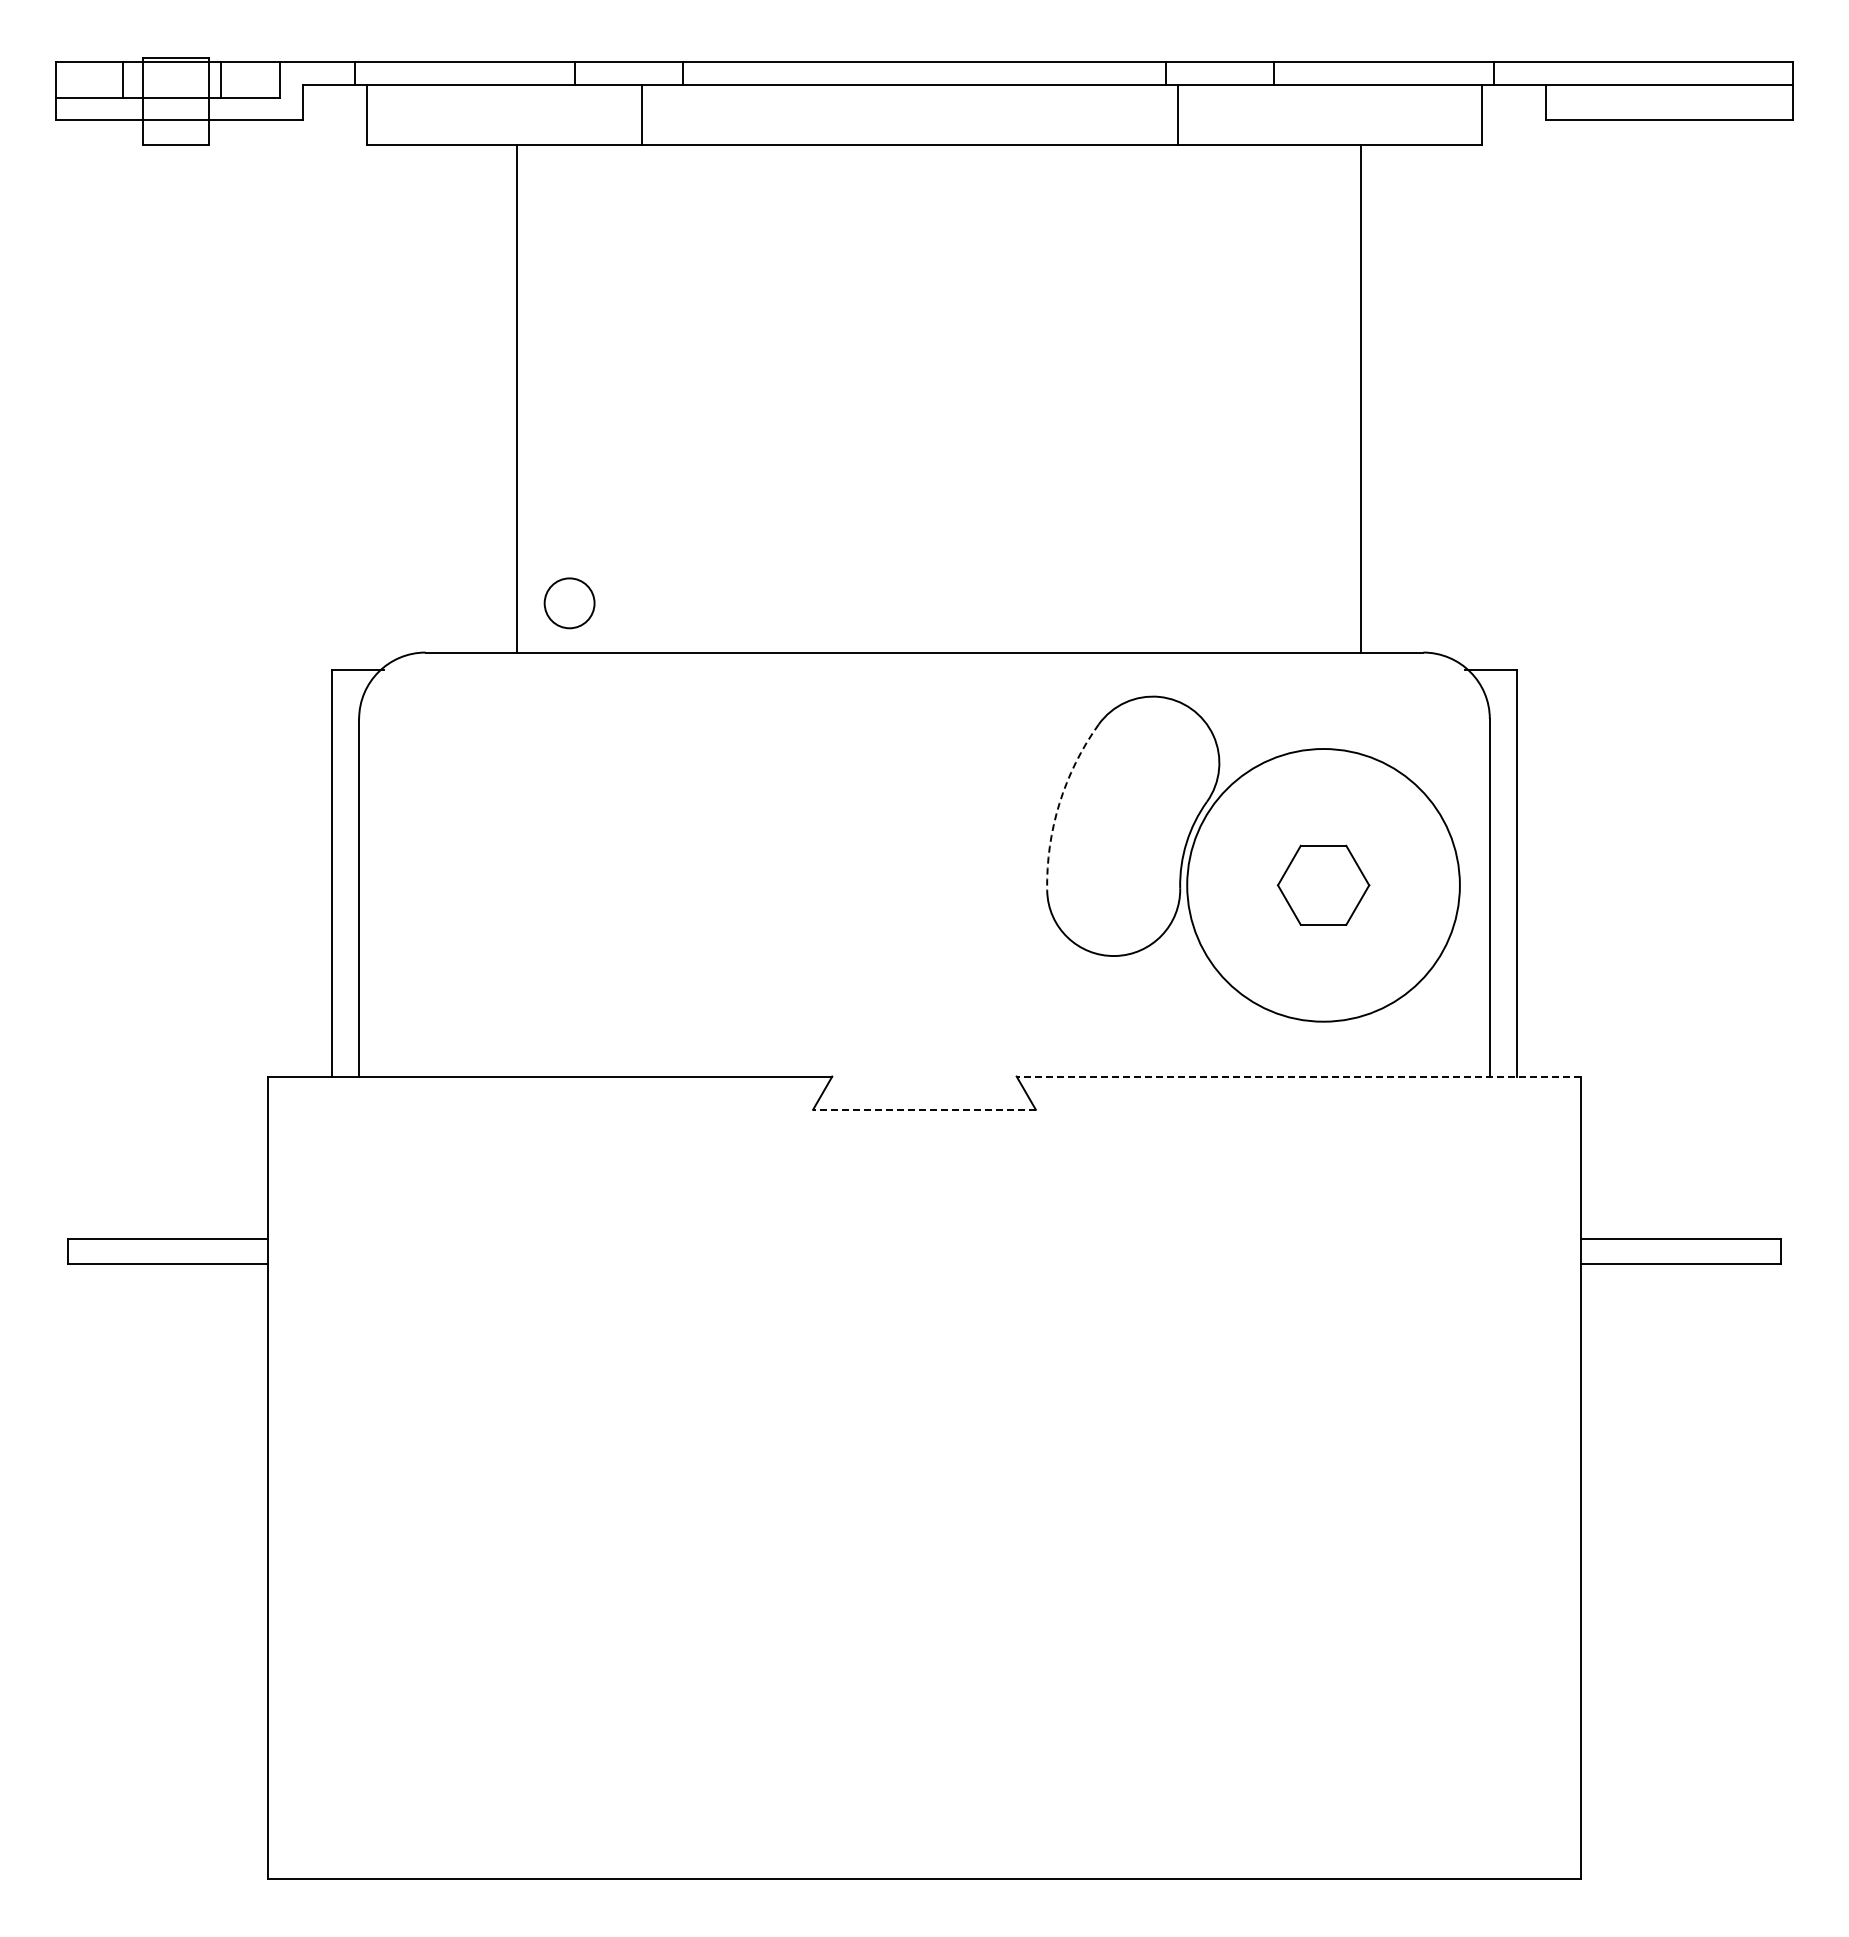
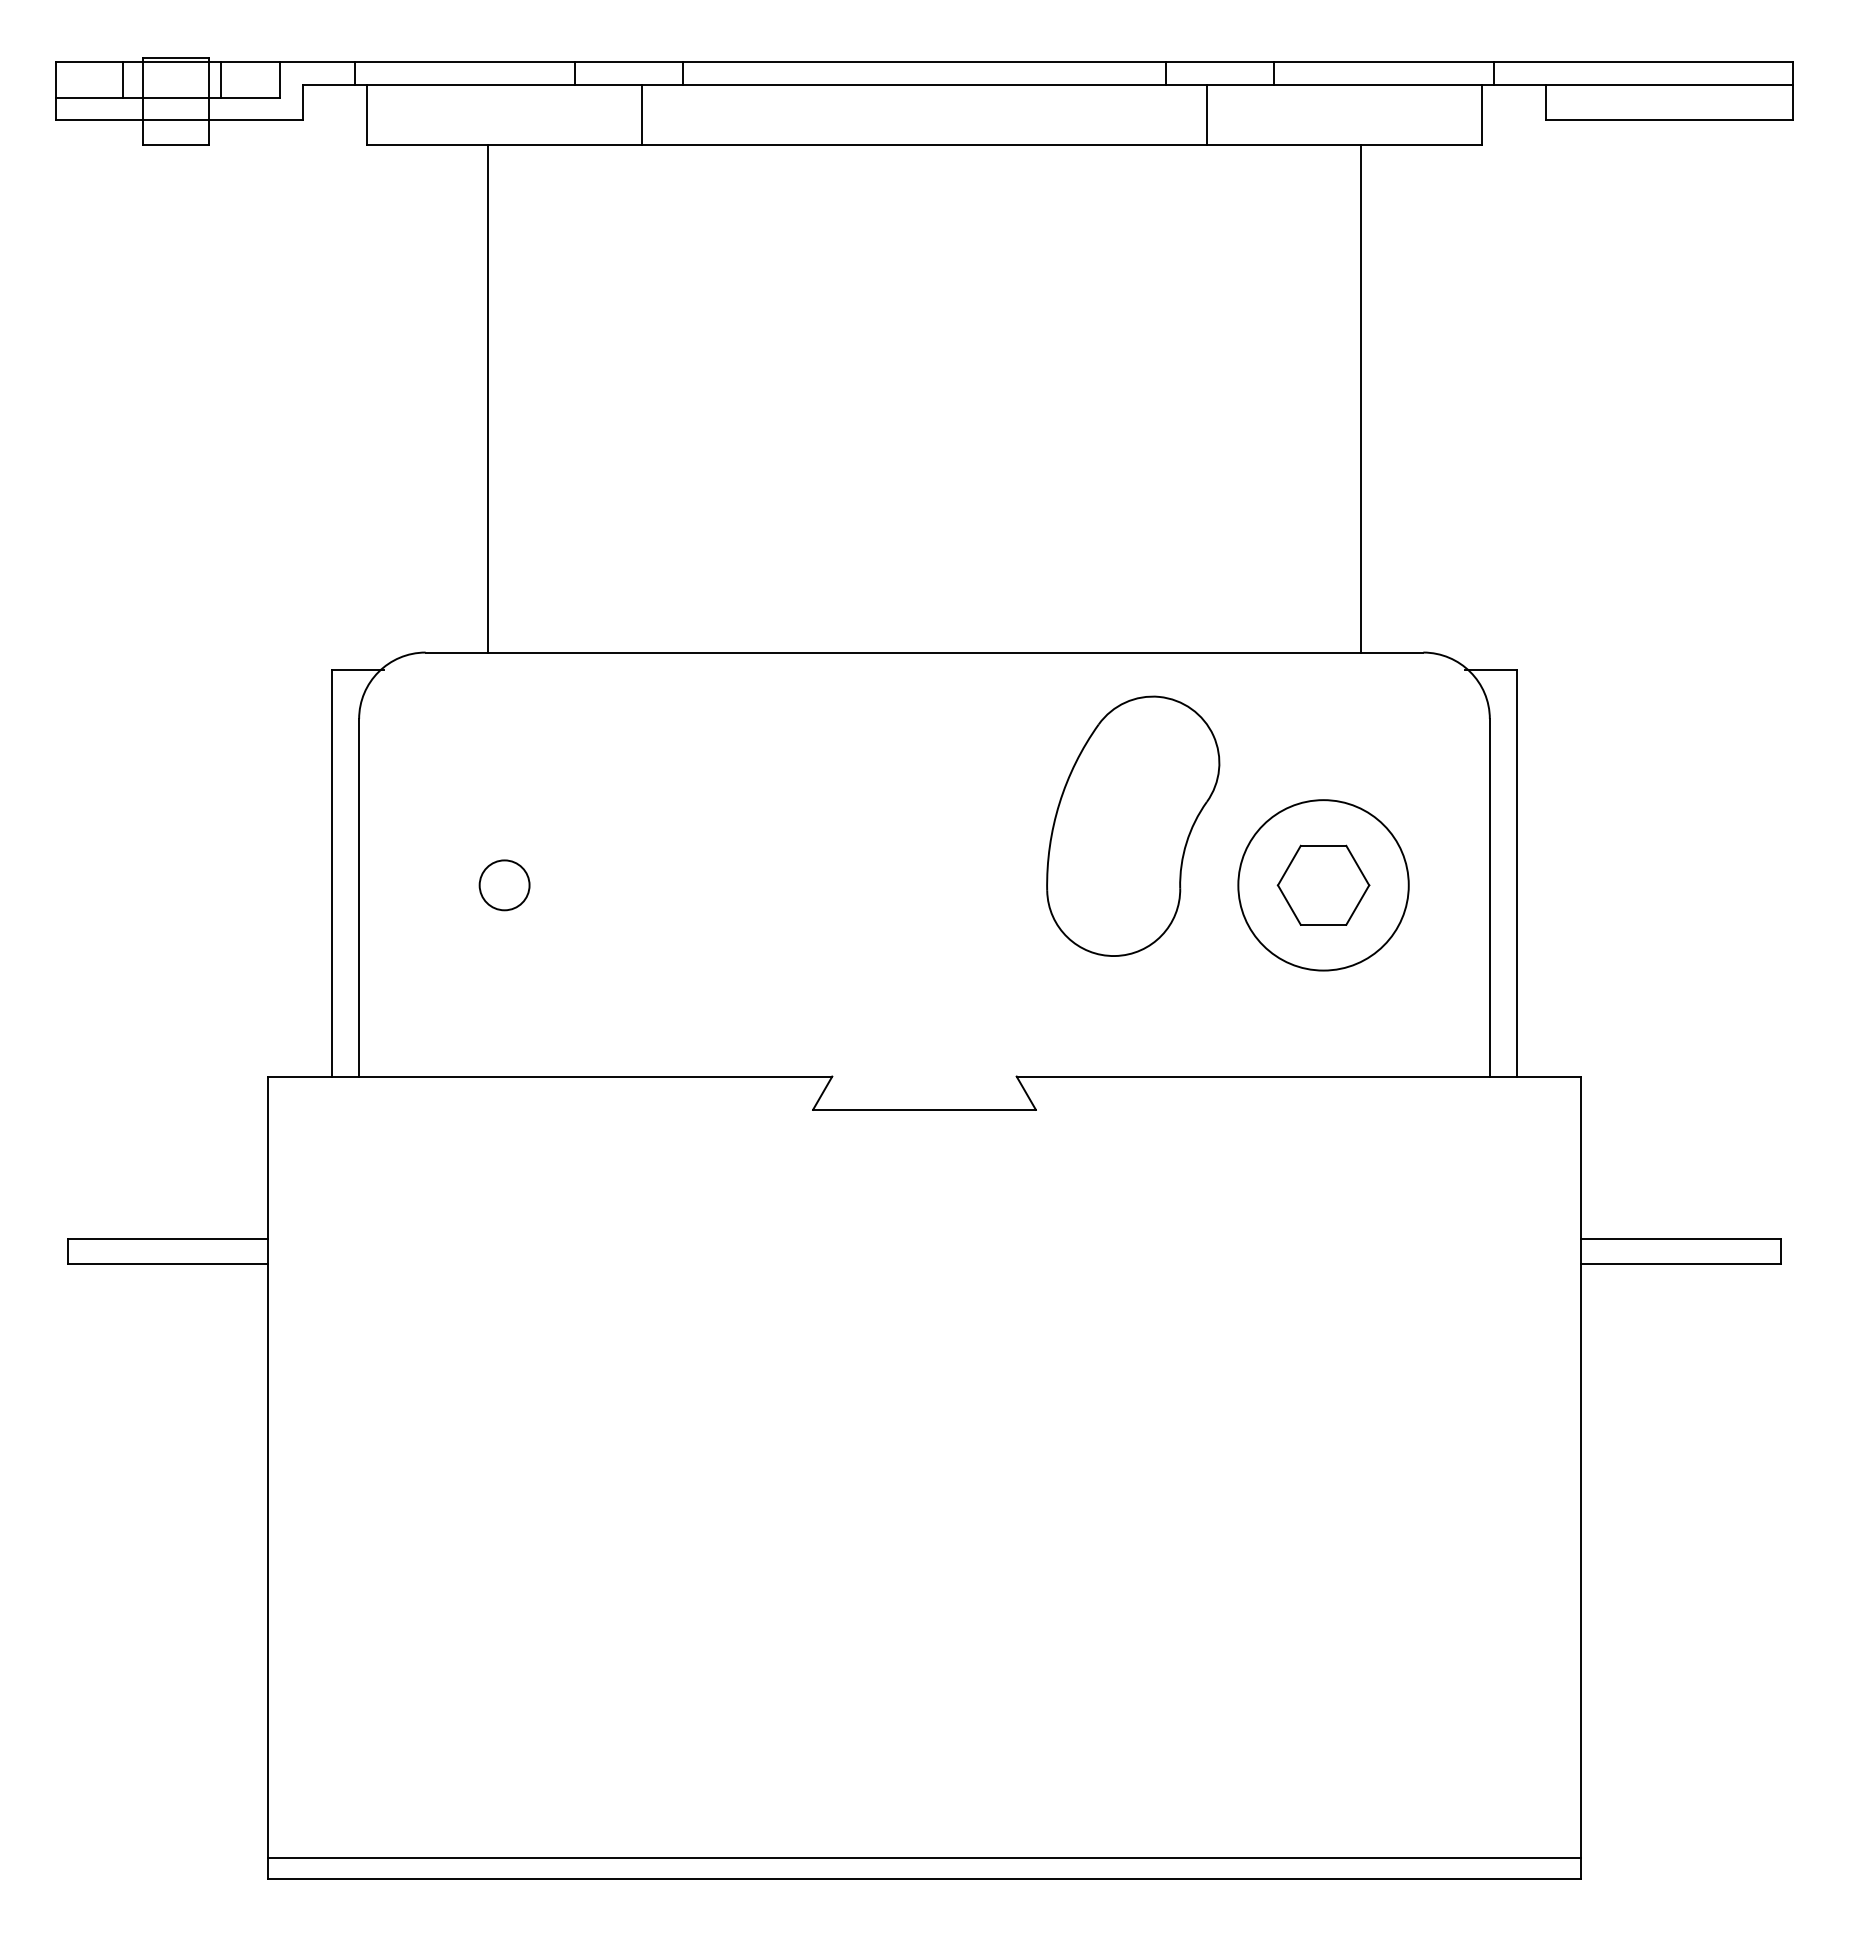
line position: (1178, 114) -> (1207, 114) (1207, 114)
line position: (517, 398) -> (488, 398) (488, 398)
circle position: (569, 603) -> (504, 885) (504, 885)
arc: dashed -> solid (1059, 803)
circle diameter: 273 px -> 170 px (1323, 885)
line: dashed -> solid (1298, 1076)
line: dashed -> solid (923, 1109)
line: none -> present (924, 1858)
